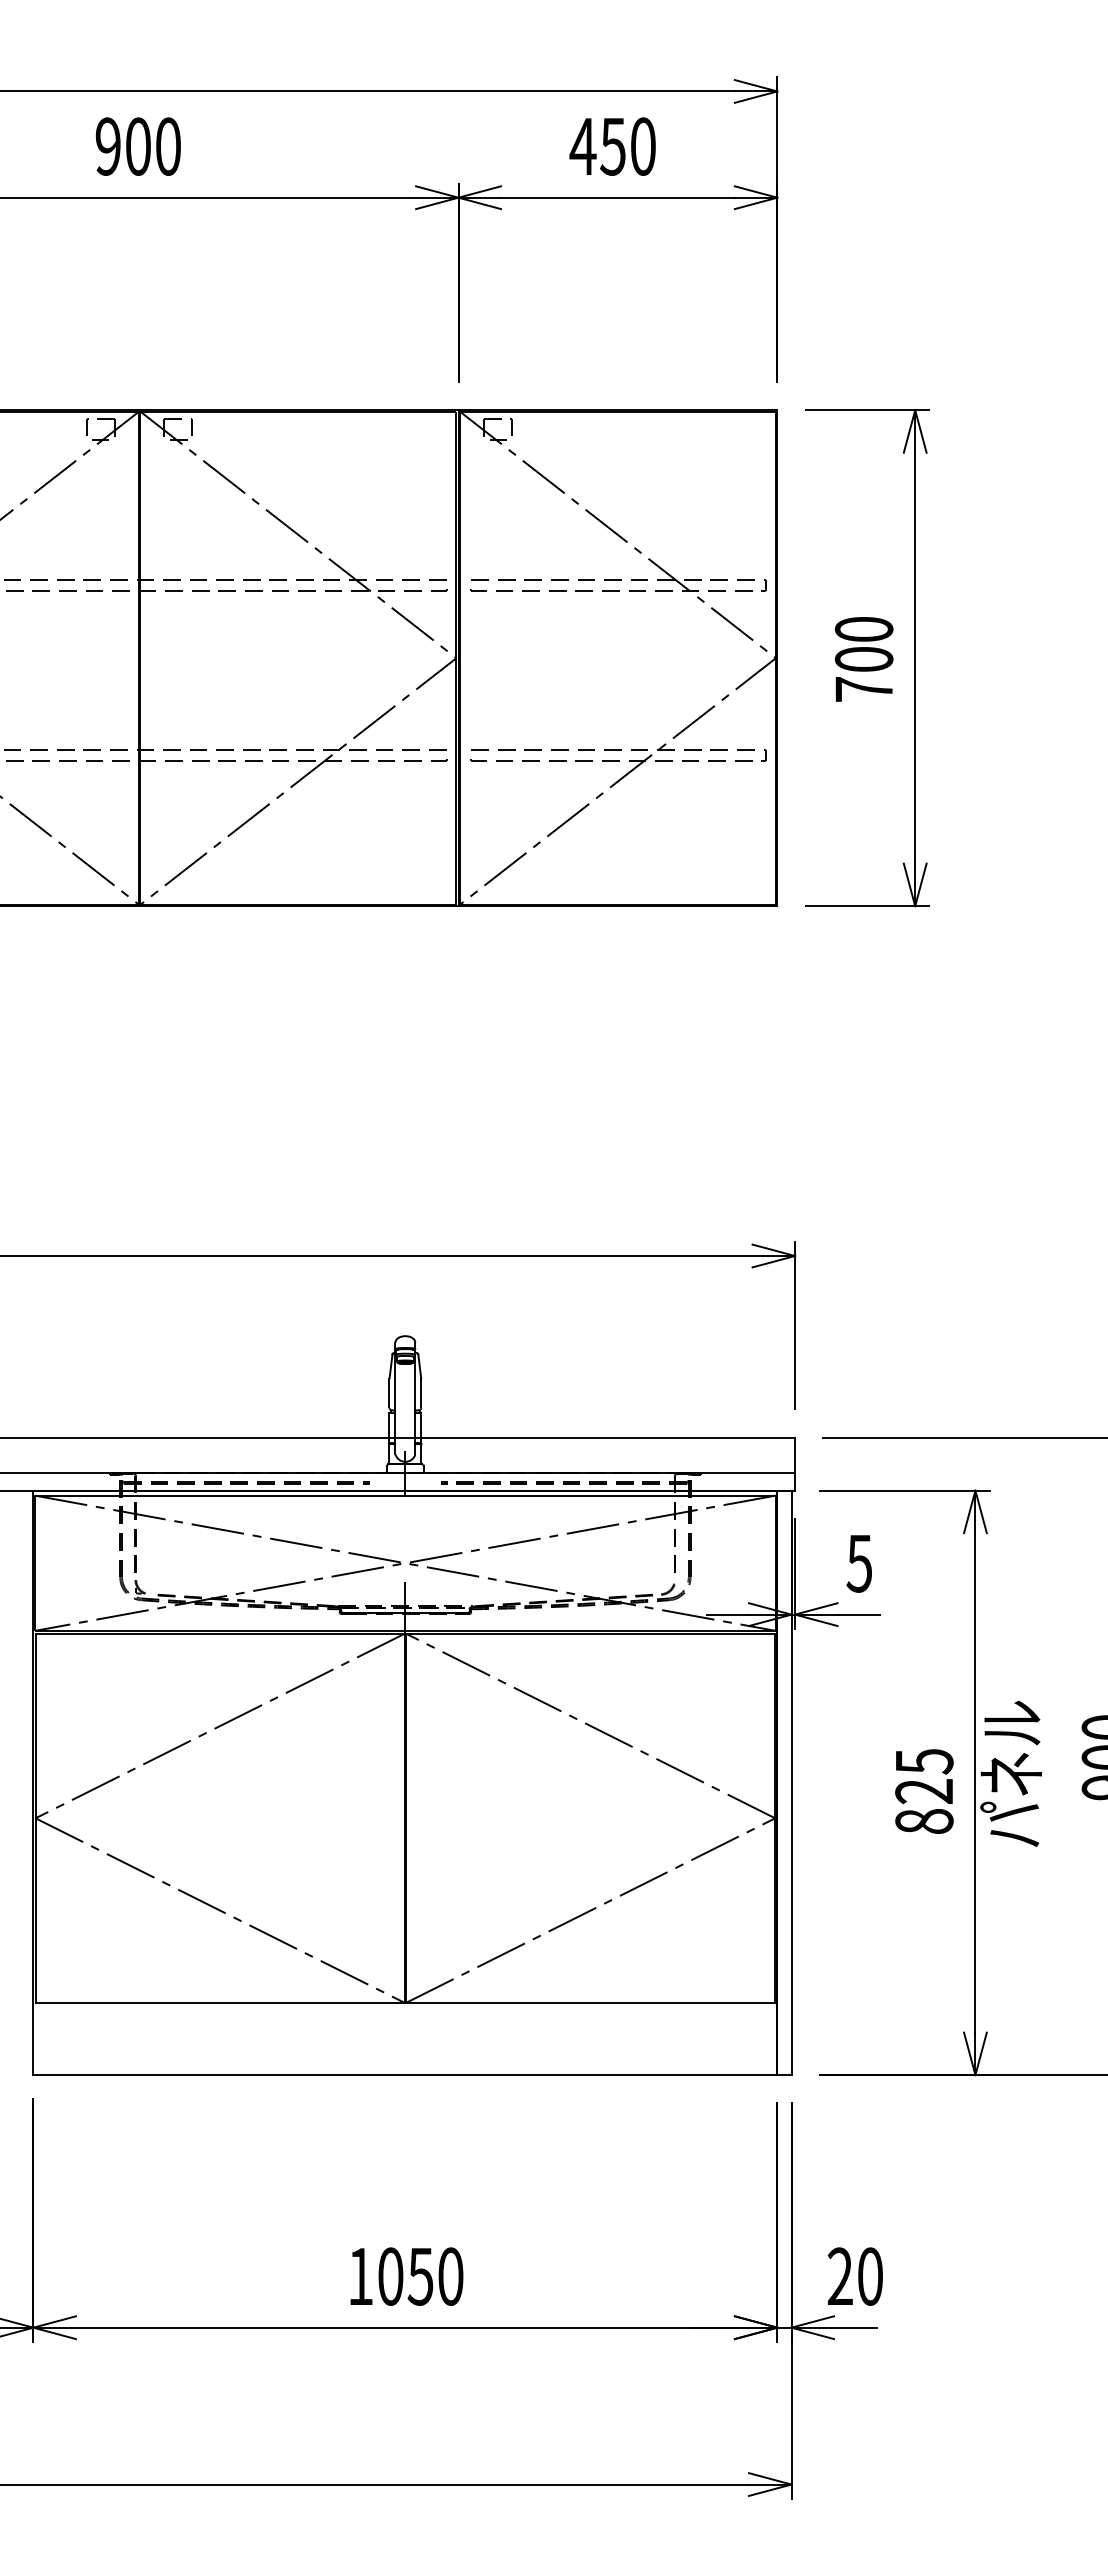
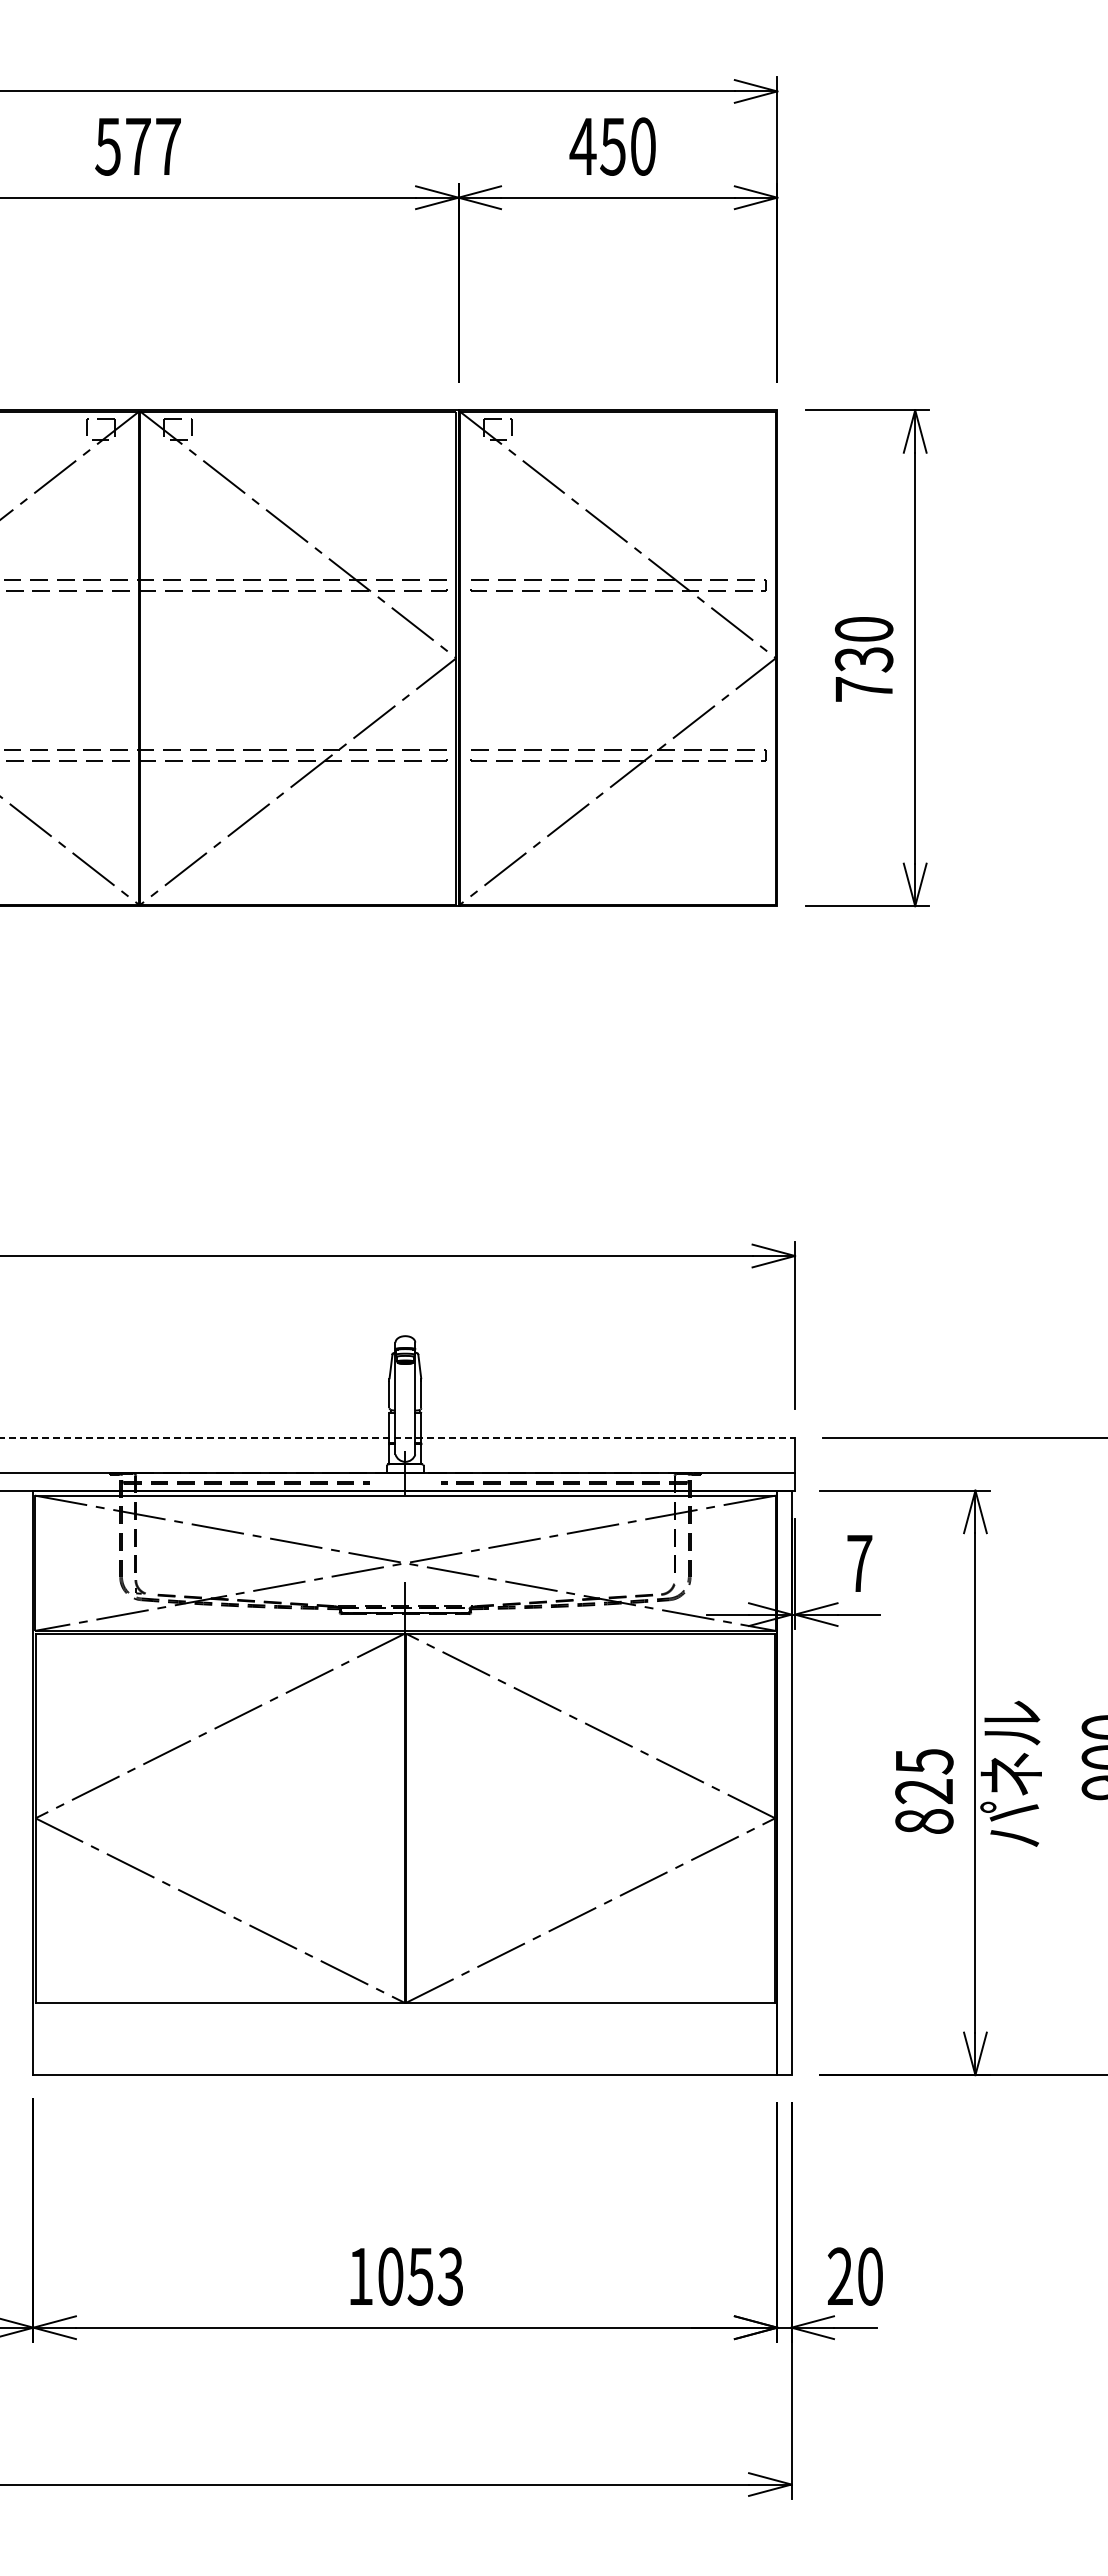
text: 900 -> 577 (137, 146)
text: 700 -> 730 (864, 659)
line: solid -> dashed (398, 1437)
text: 5 -> 7 (859, 1563)
text: 1050 -> 1053 (450, 2276)
